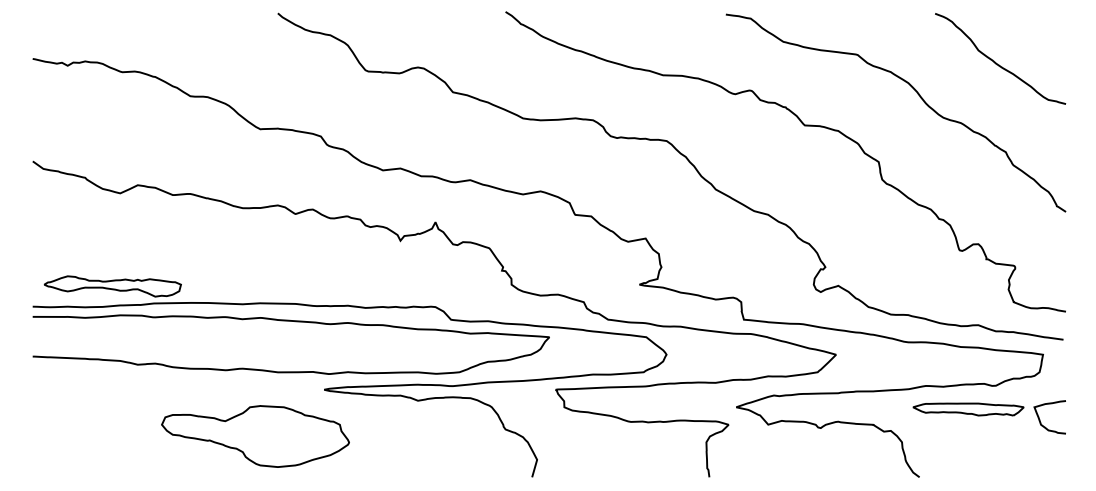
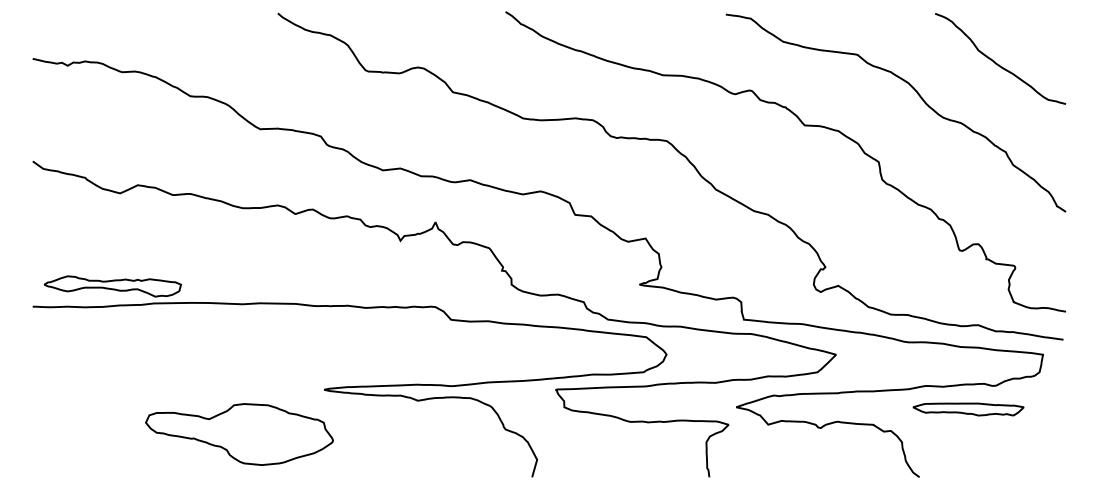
curve: present -> none (295, 322)
curve: present -> none (1040, 419)
part position: (255, 436) -> (239, 434) (239, 434)
